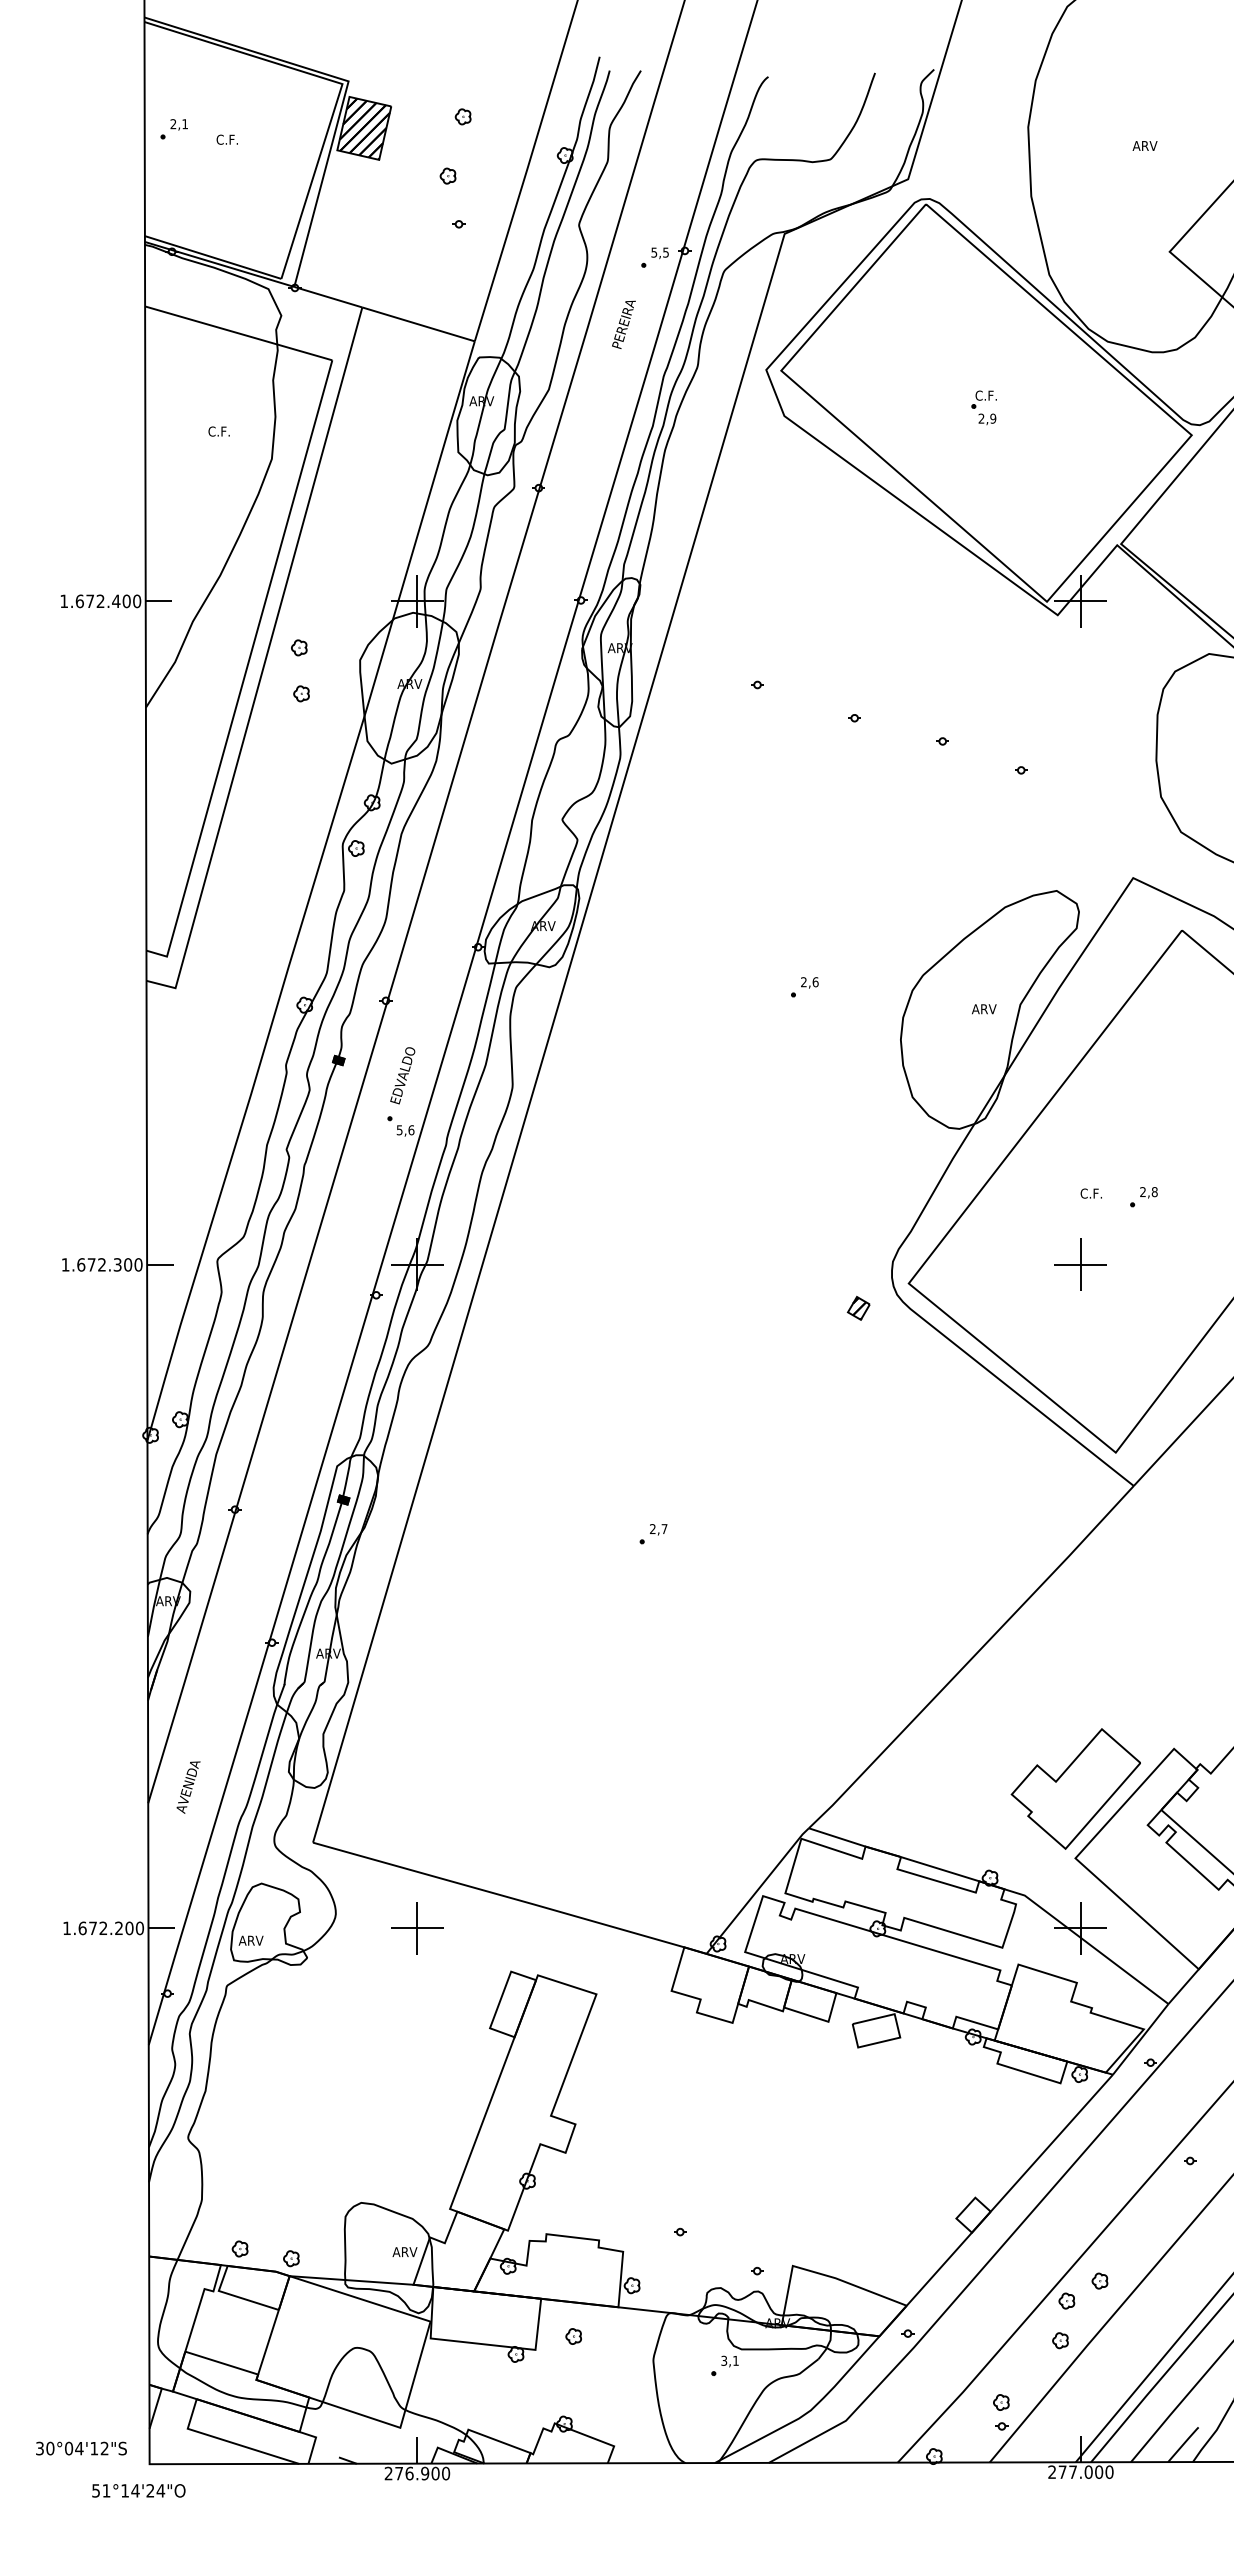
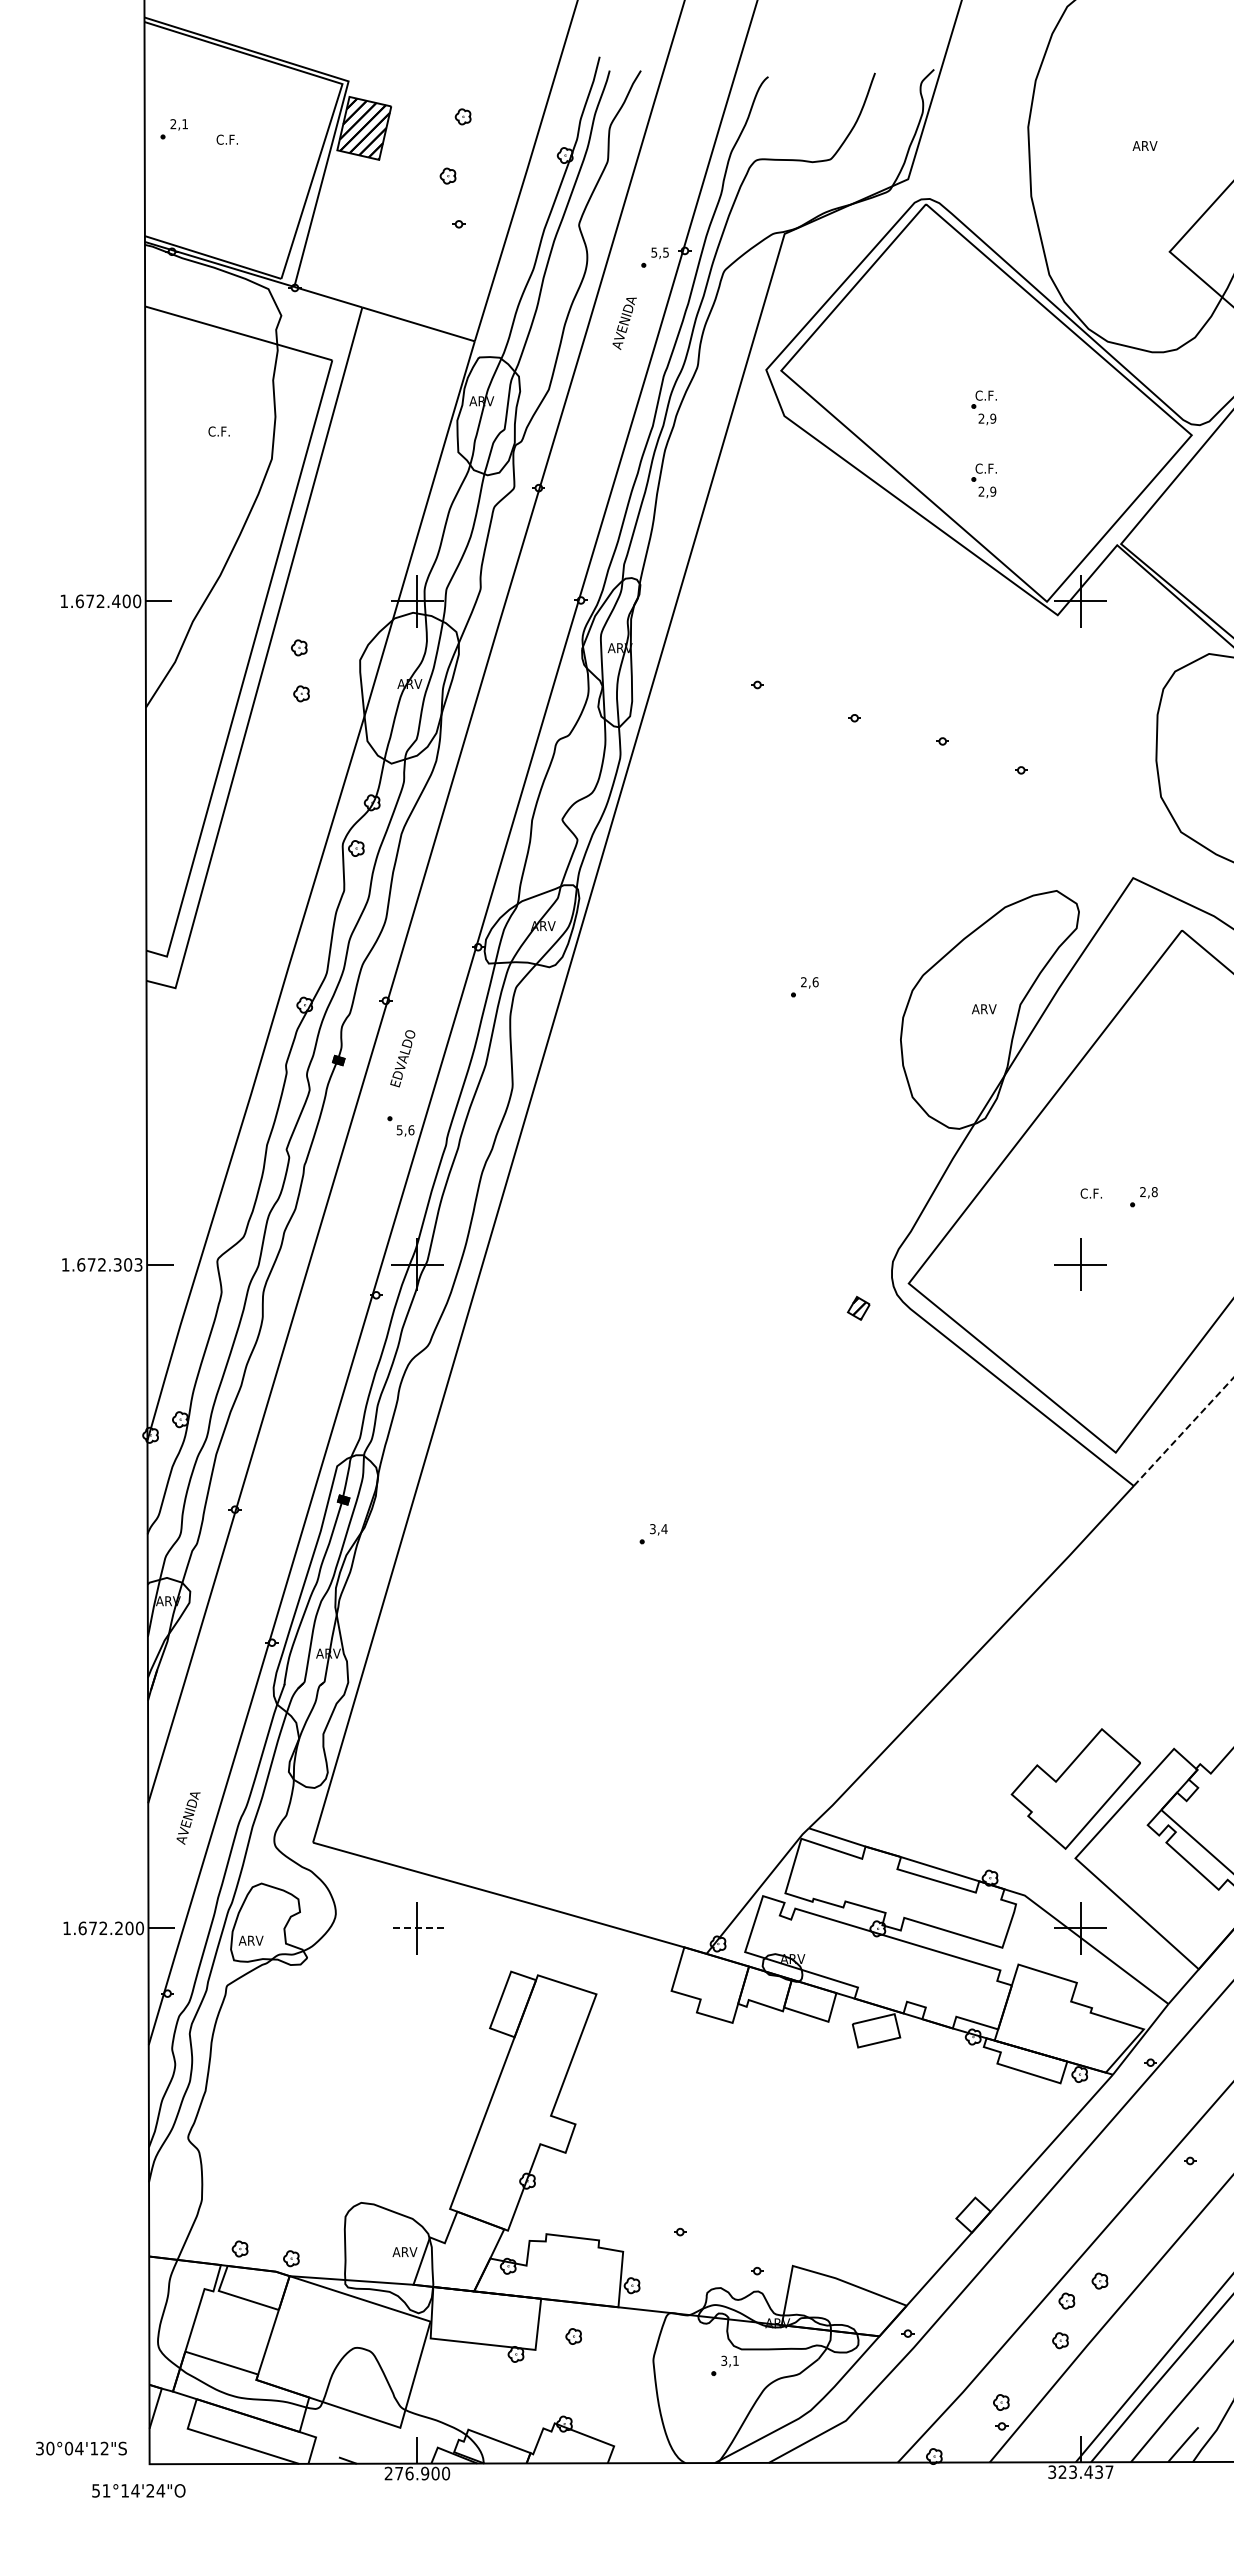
text: PEREIRA -> AVENIDA (624, 323)
part: none -> present (982, 486)
text position: (402, 1075) -> (402, 1058) (402, 1058)
text: 1.672.300 -> 1.672.303 (138, 1264)
line: solid -> dashed (1183, 1431)
text: 2,7 -> 3,4 (658, 1529)
text position: (188, 1787) -> (188, 1818) (188, 1818)
line: solid -> dashed (417, 1928)
text: 277.000 -> 323.437 (1080, 2472)
